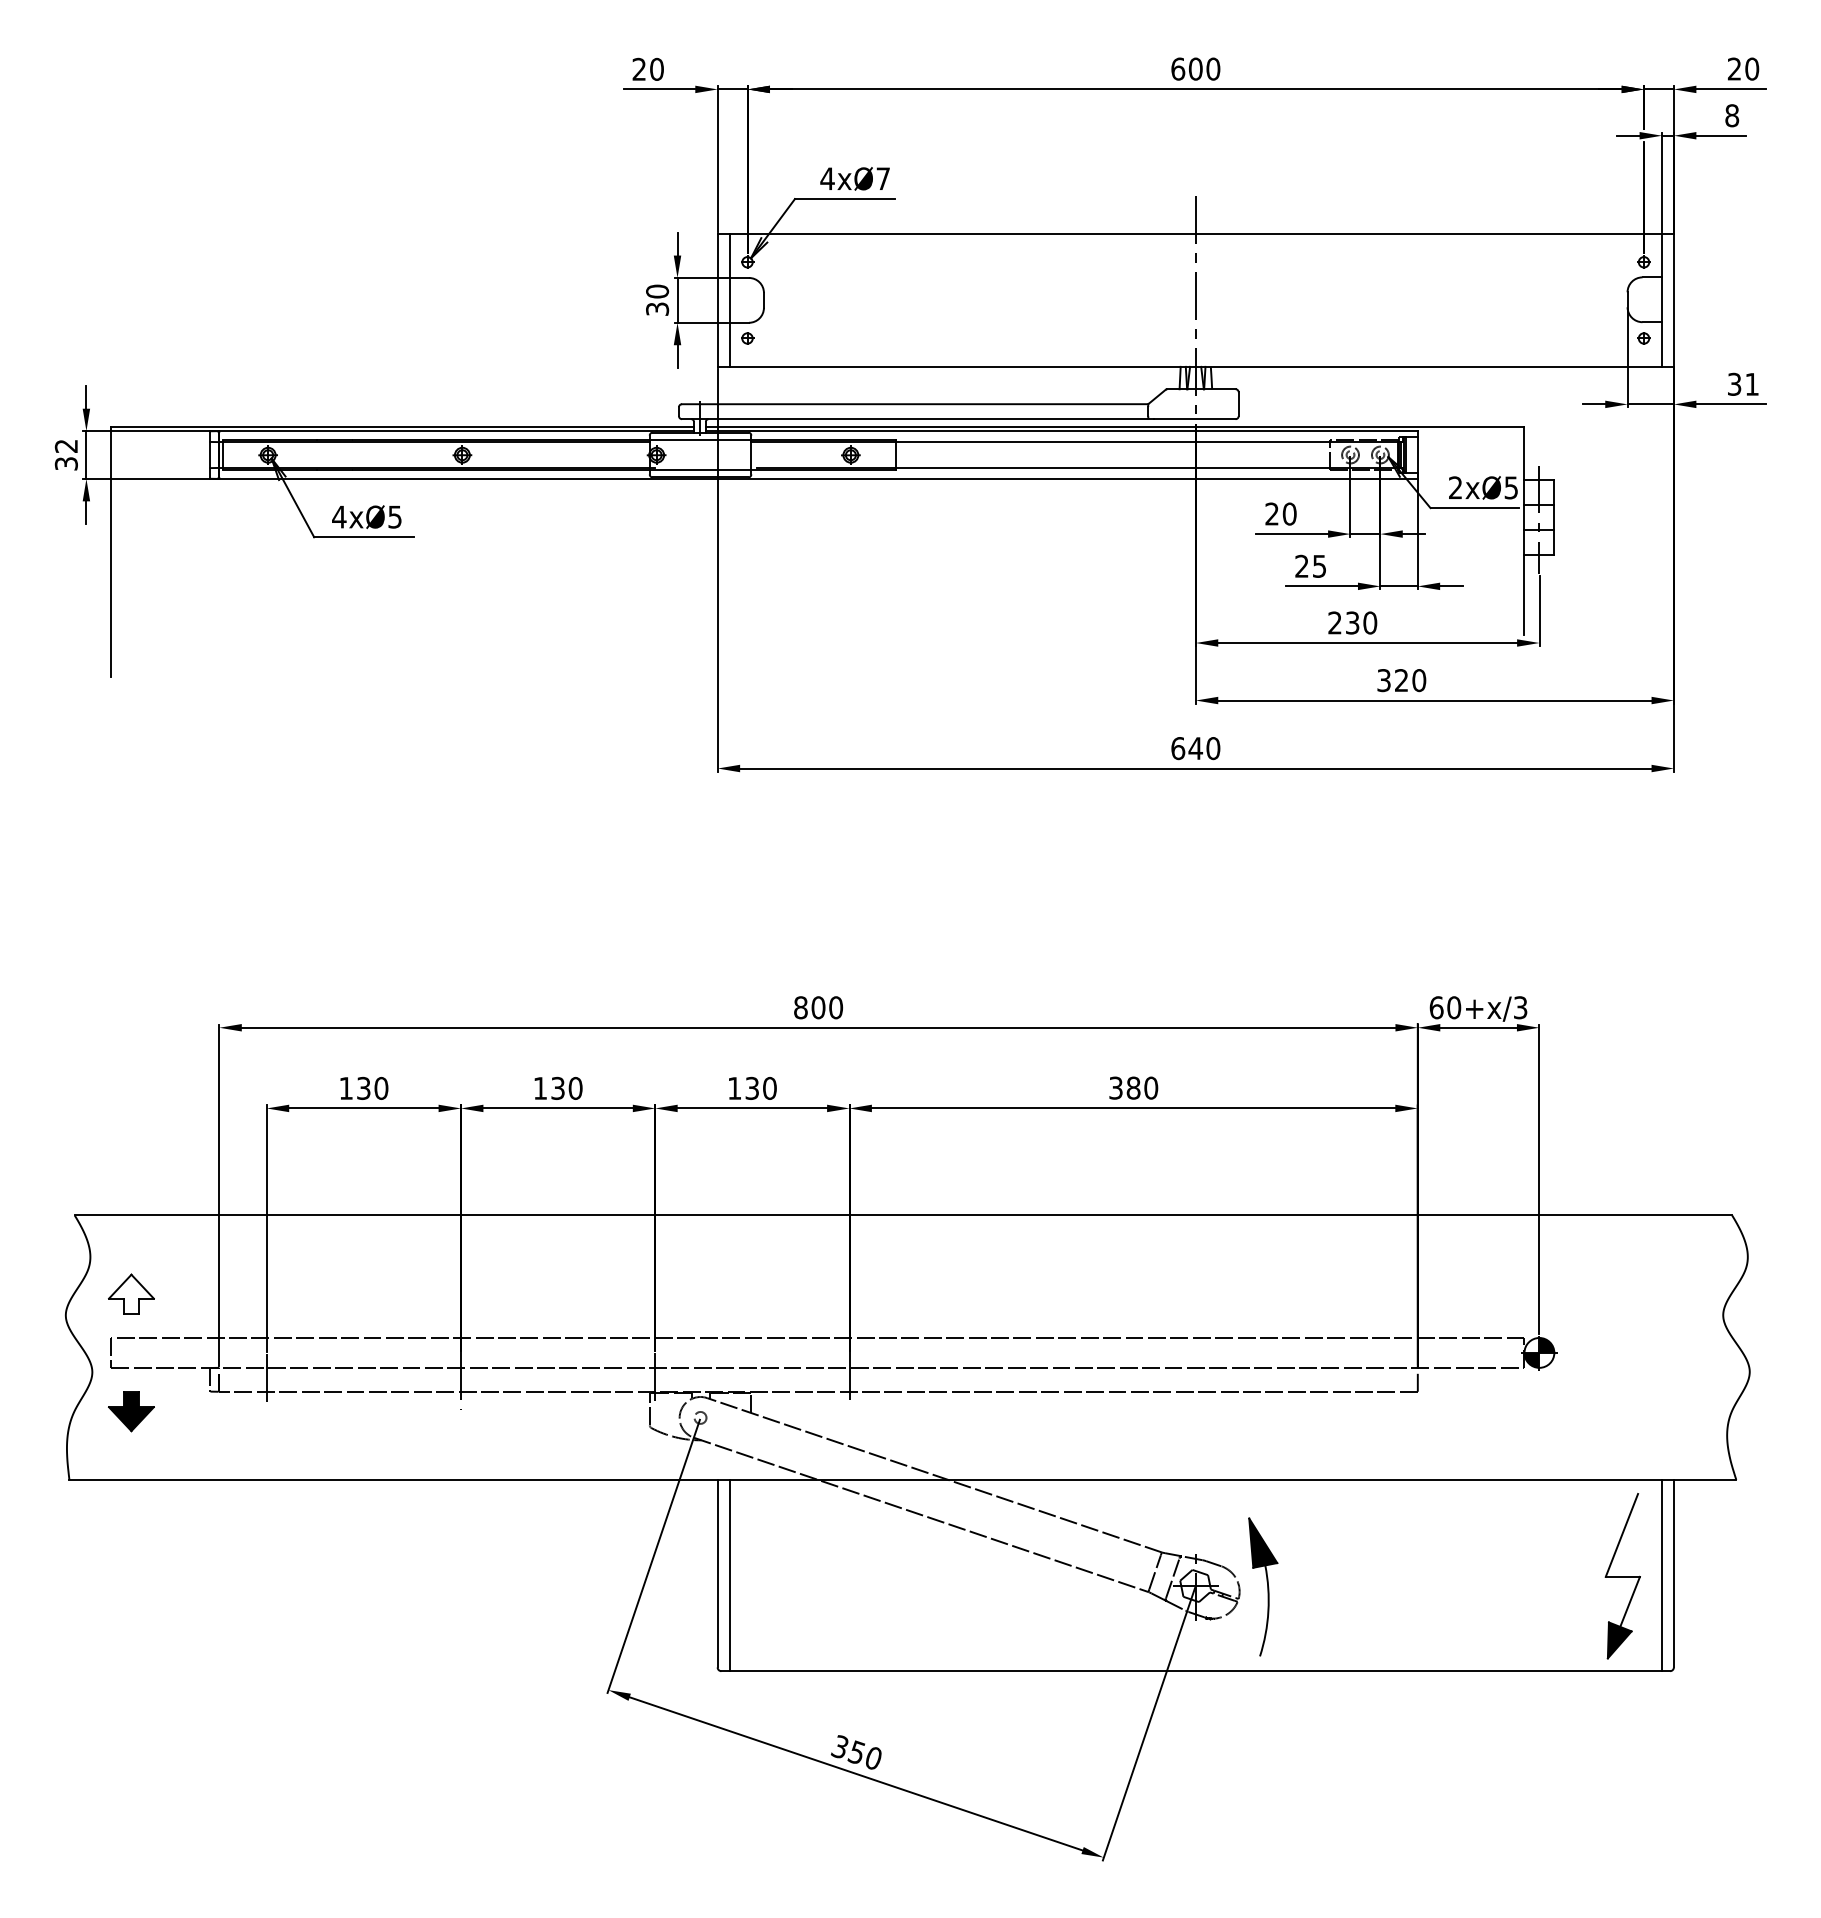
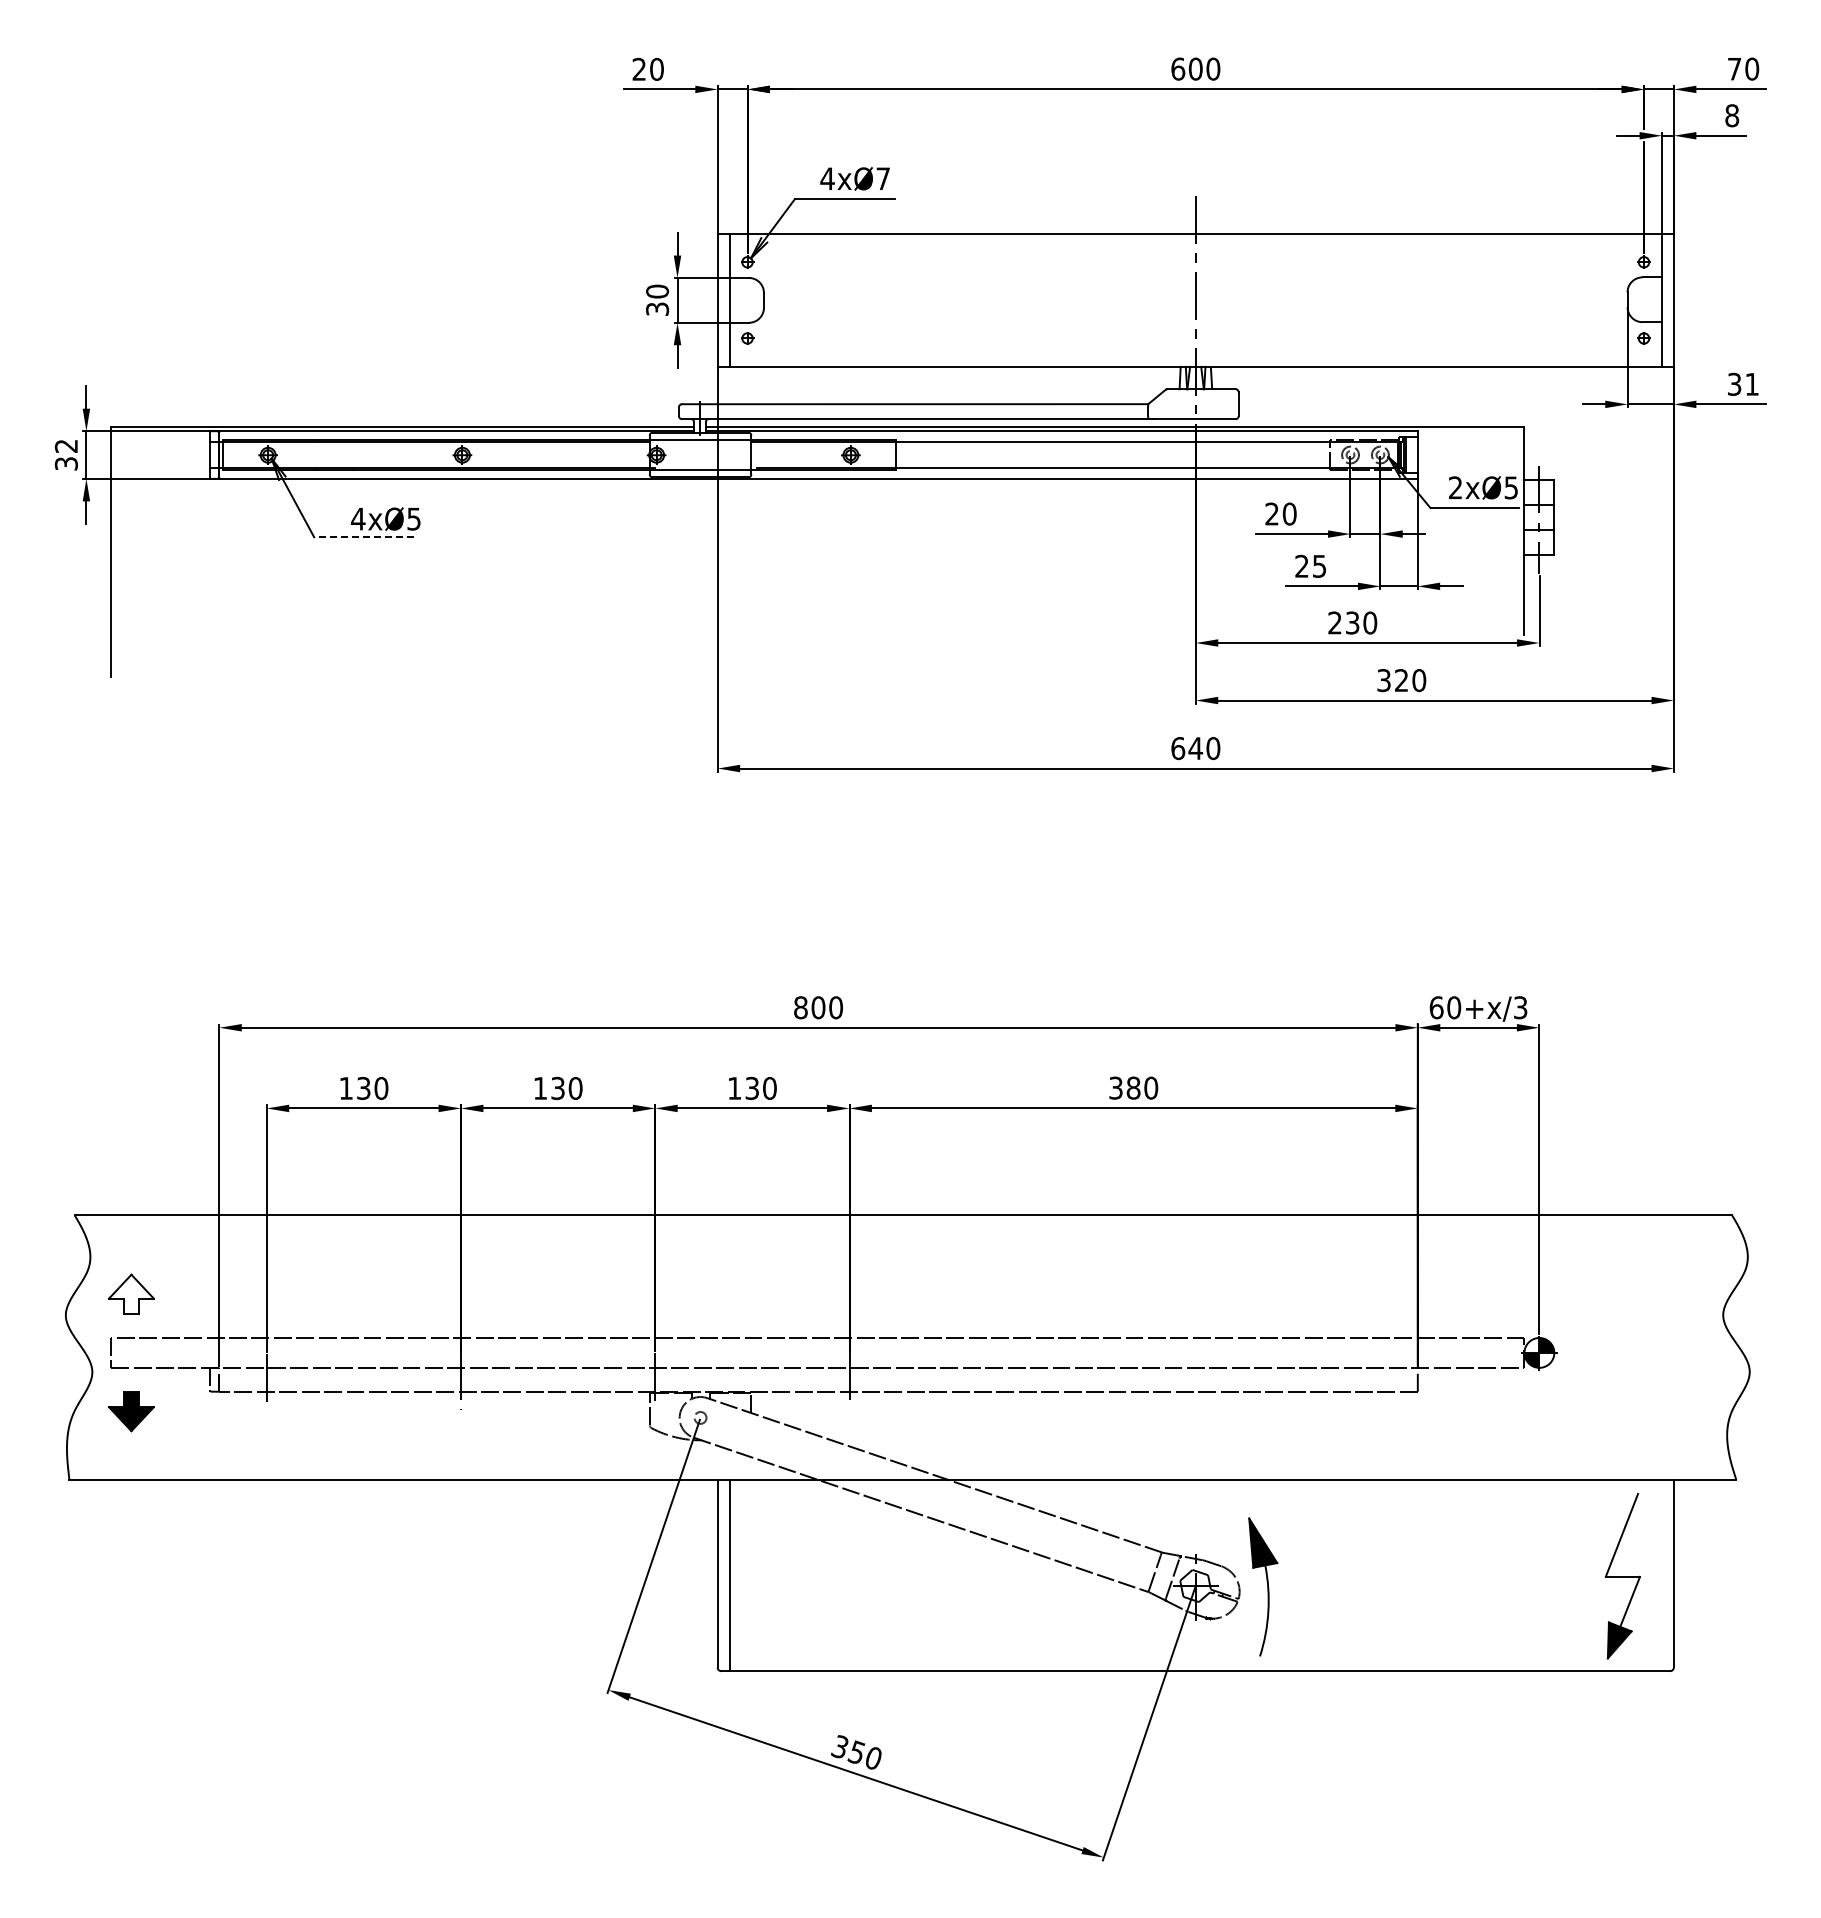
text: 20 -> 70 (1734, 68)
text position: (366, 516) -> (385, 518) (385, 518)
line: solid -> dashed (363, 537)
line: present -> none (1661, 1575)
